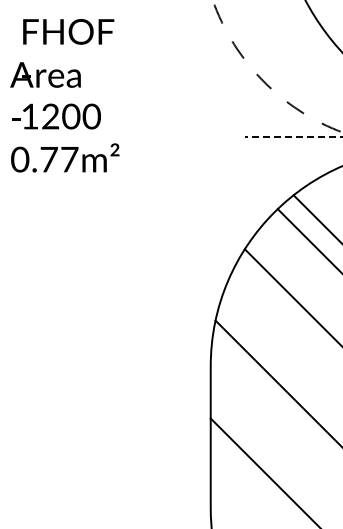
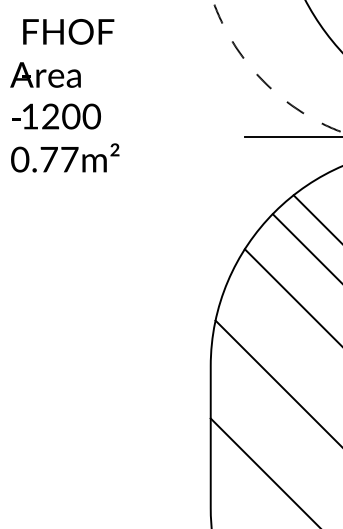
line: dashed -> solid (293, 136)
line position: (308, 239) -> (305, 247) (305, 247)
